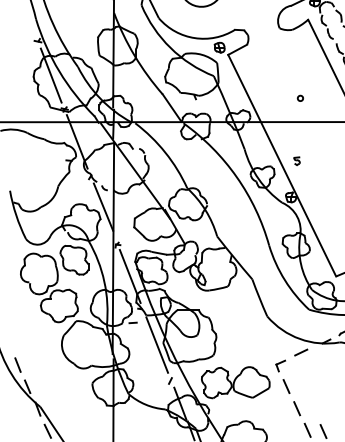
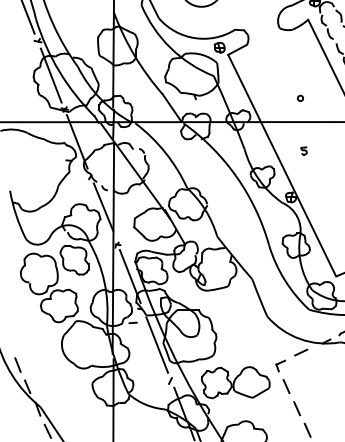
line: none -> present (28, 17)
part position: (296, 160) -> (303, 150) (303, 150)
line: present -> none (323, 431)
